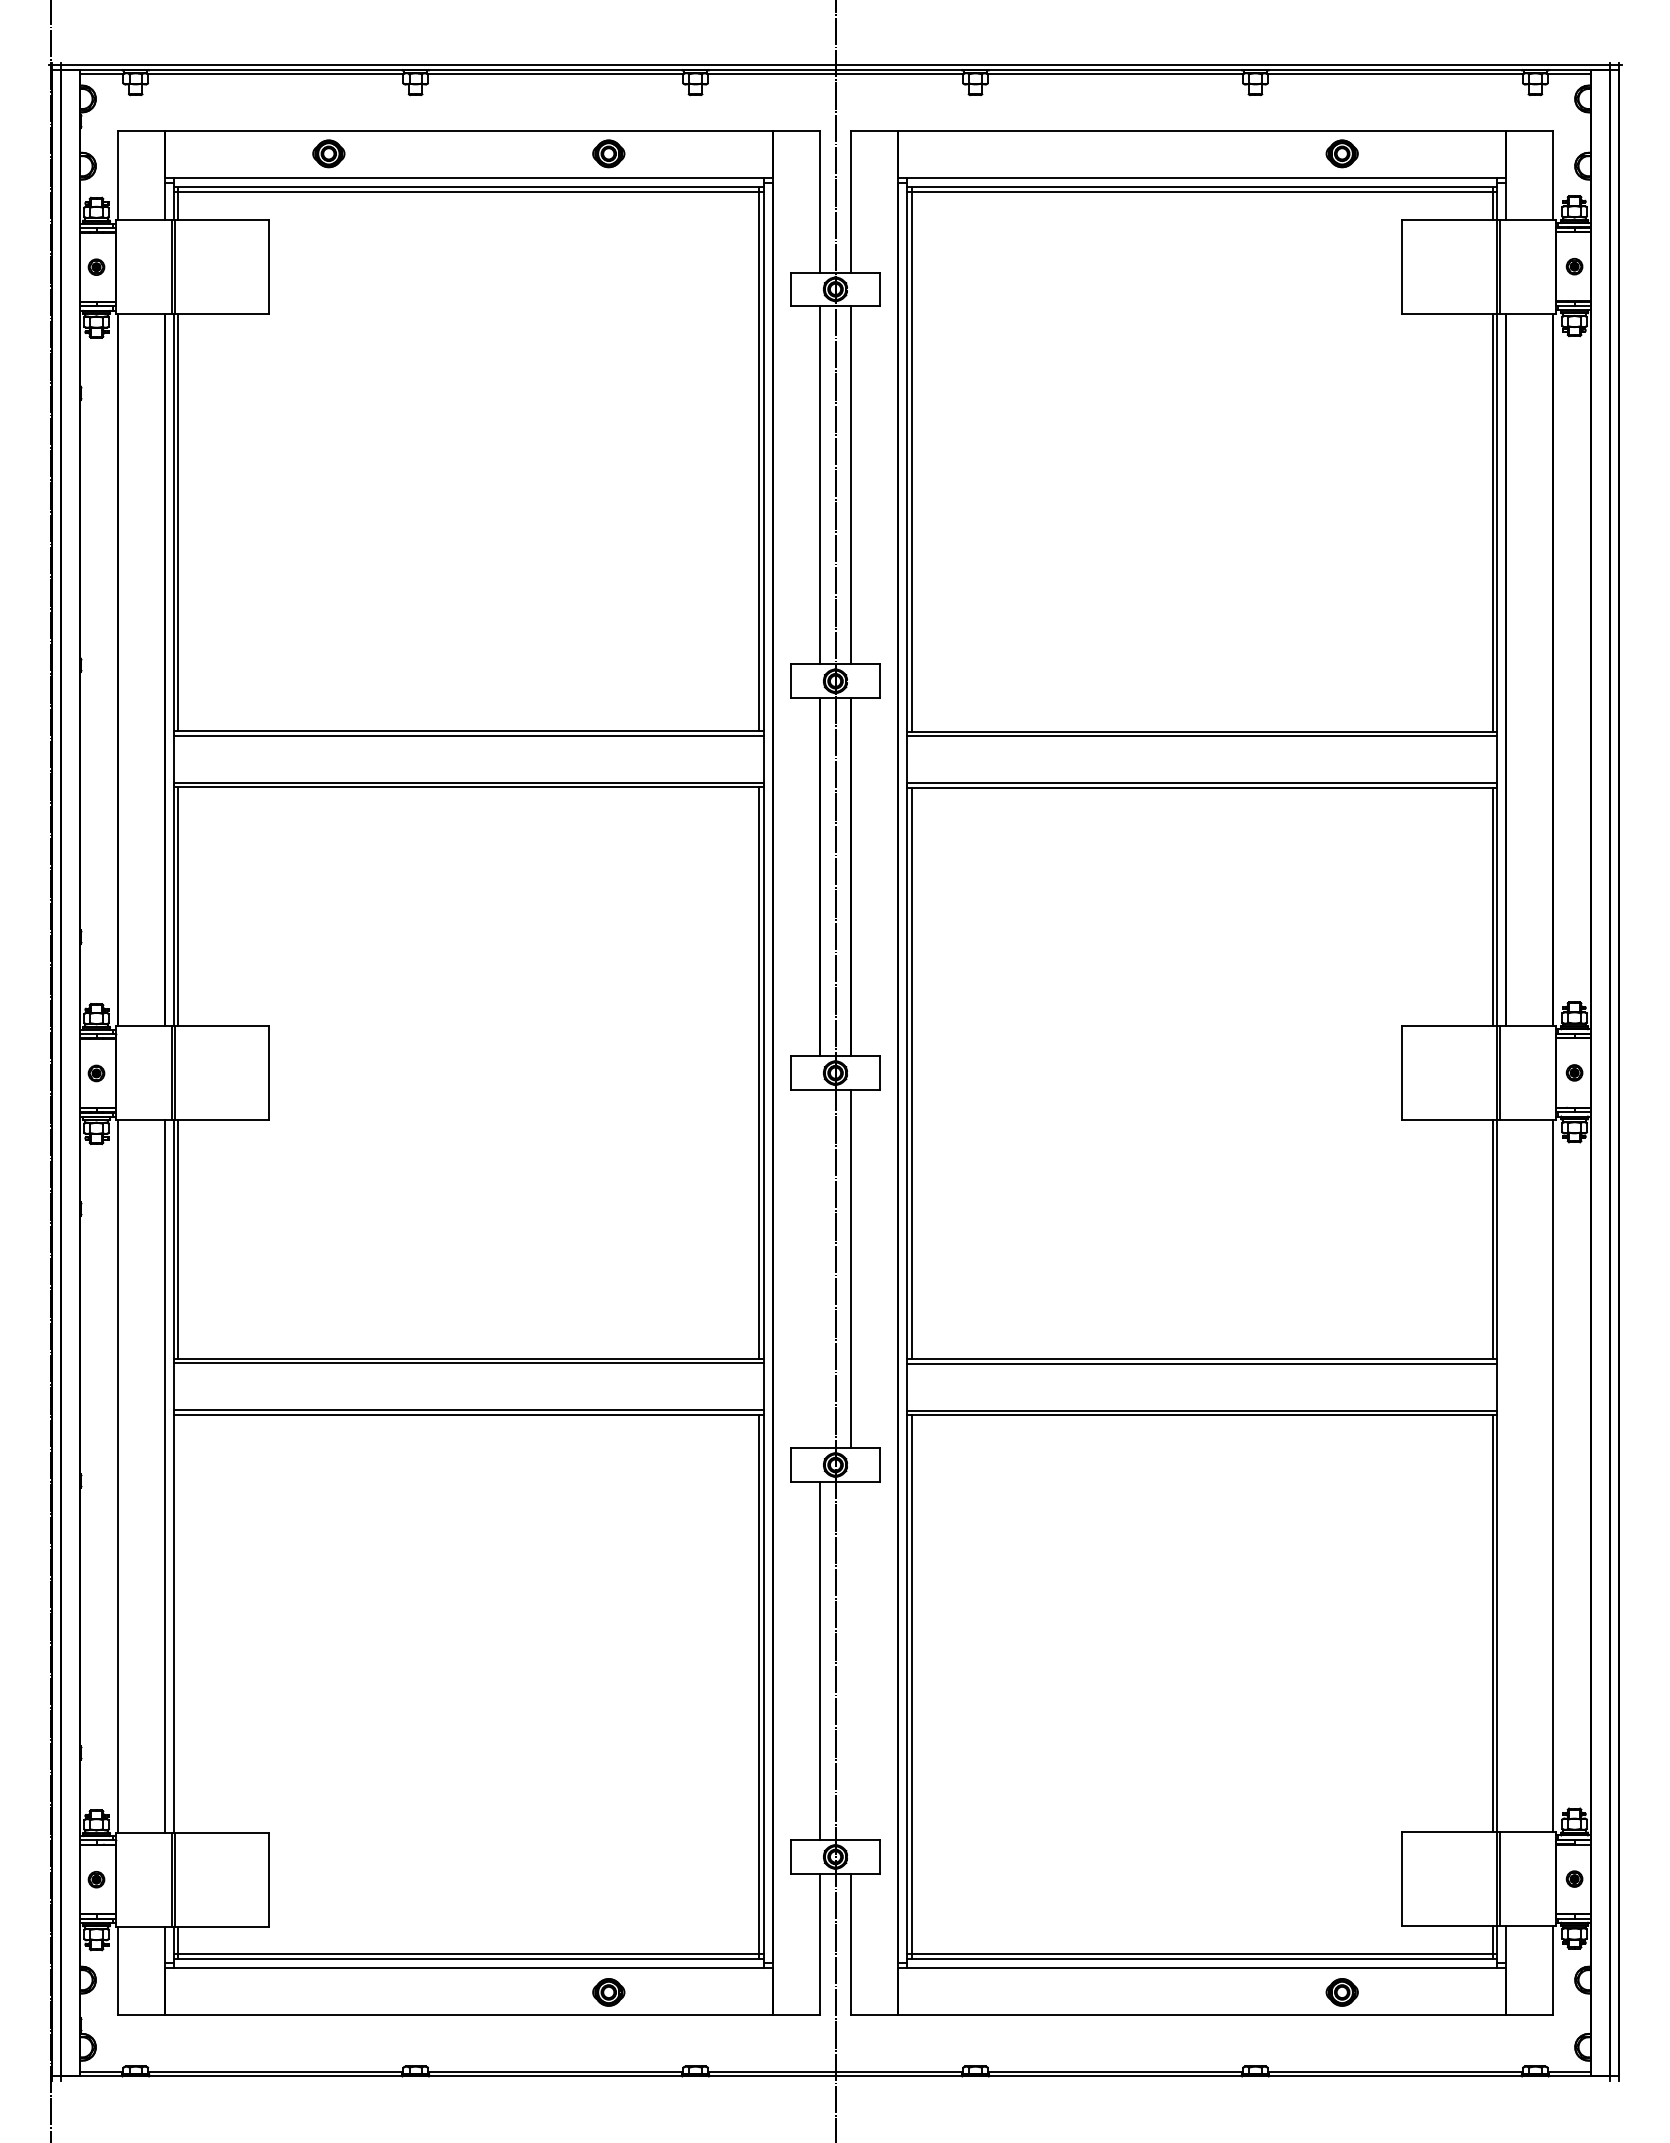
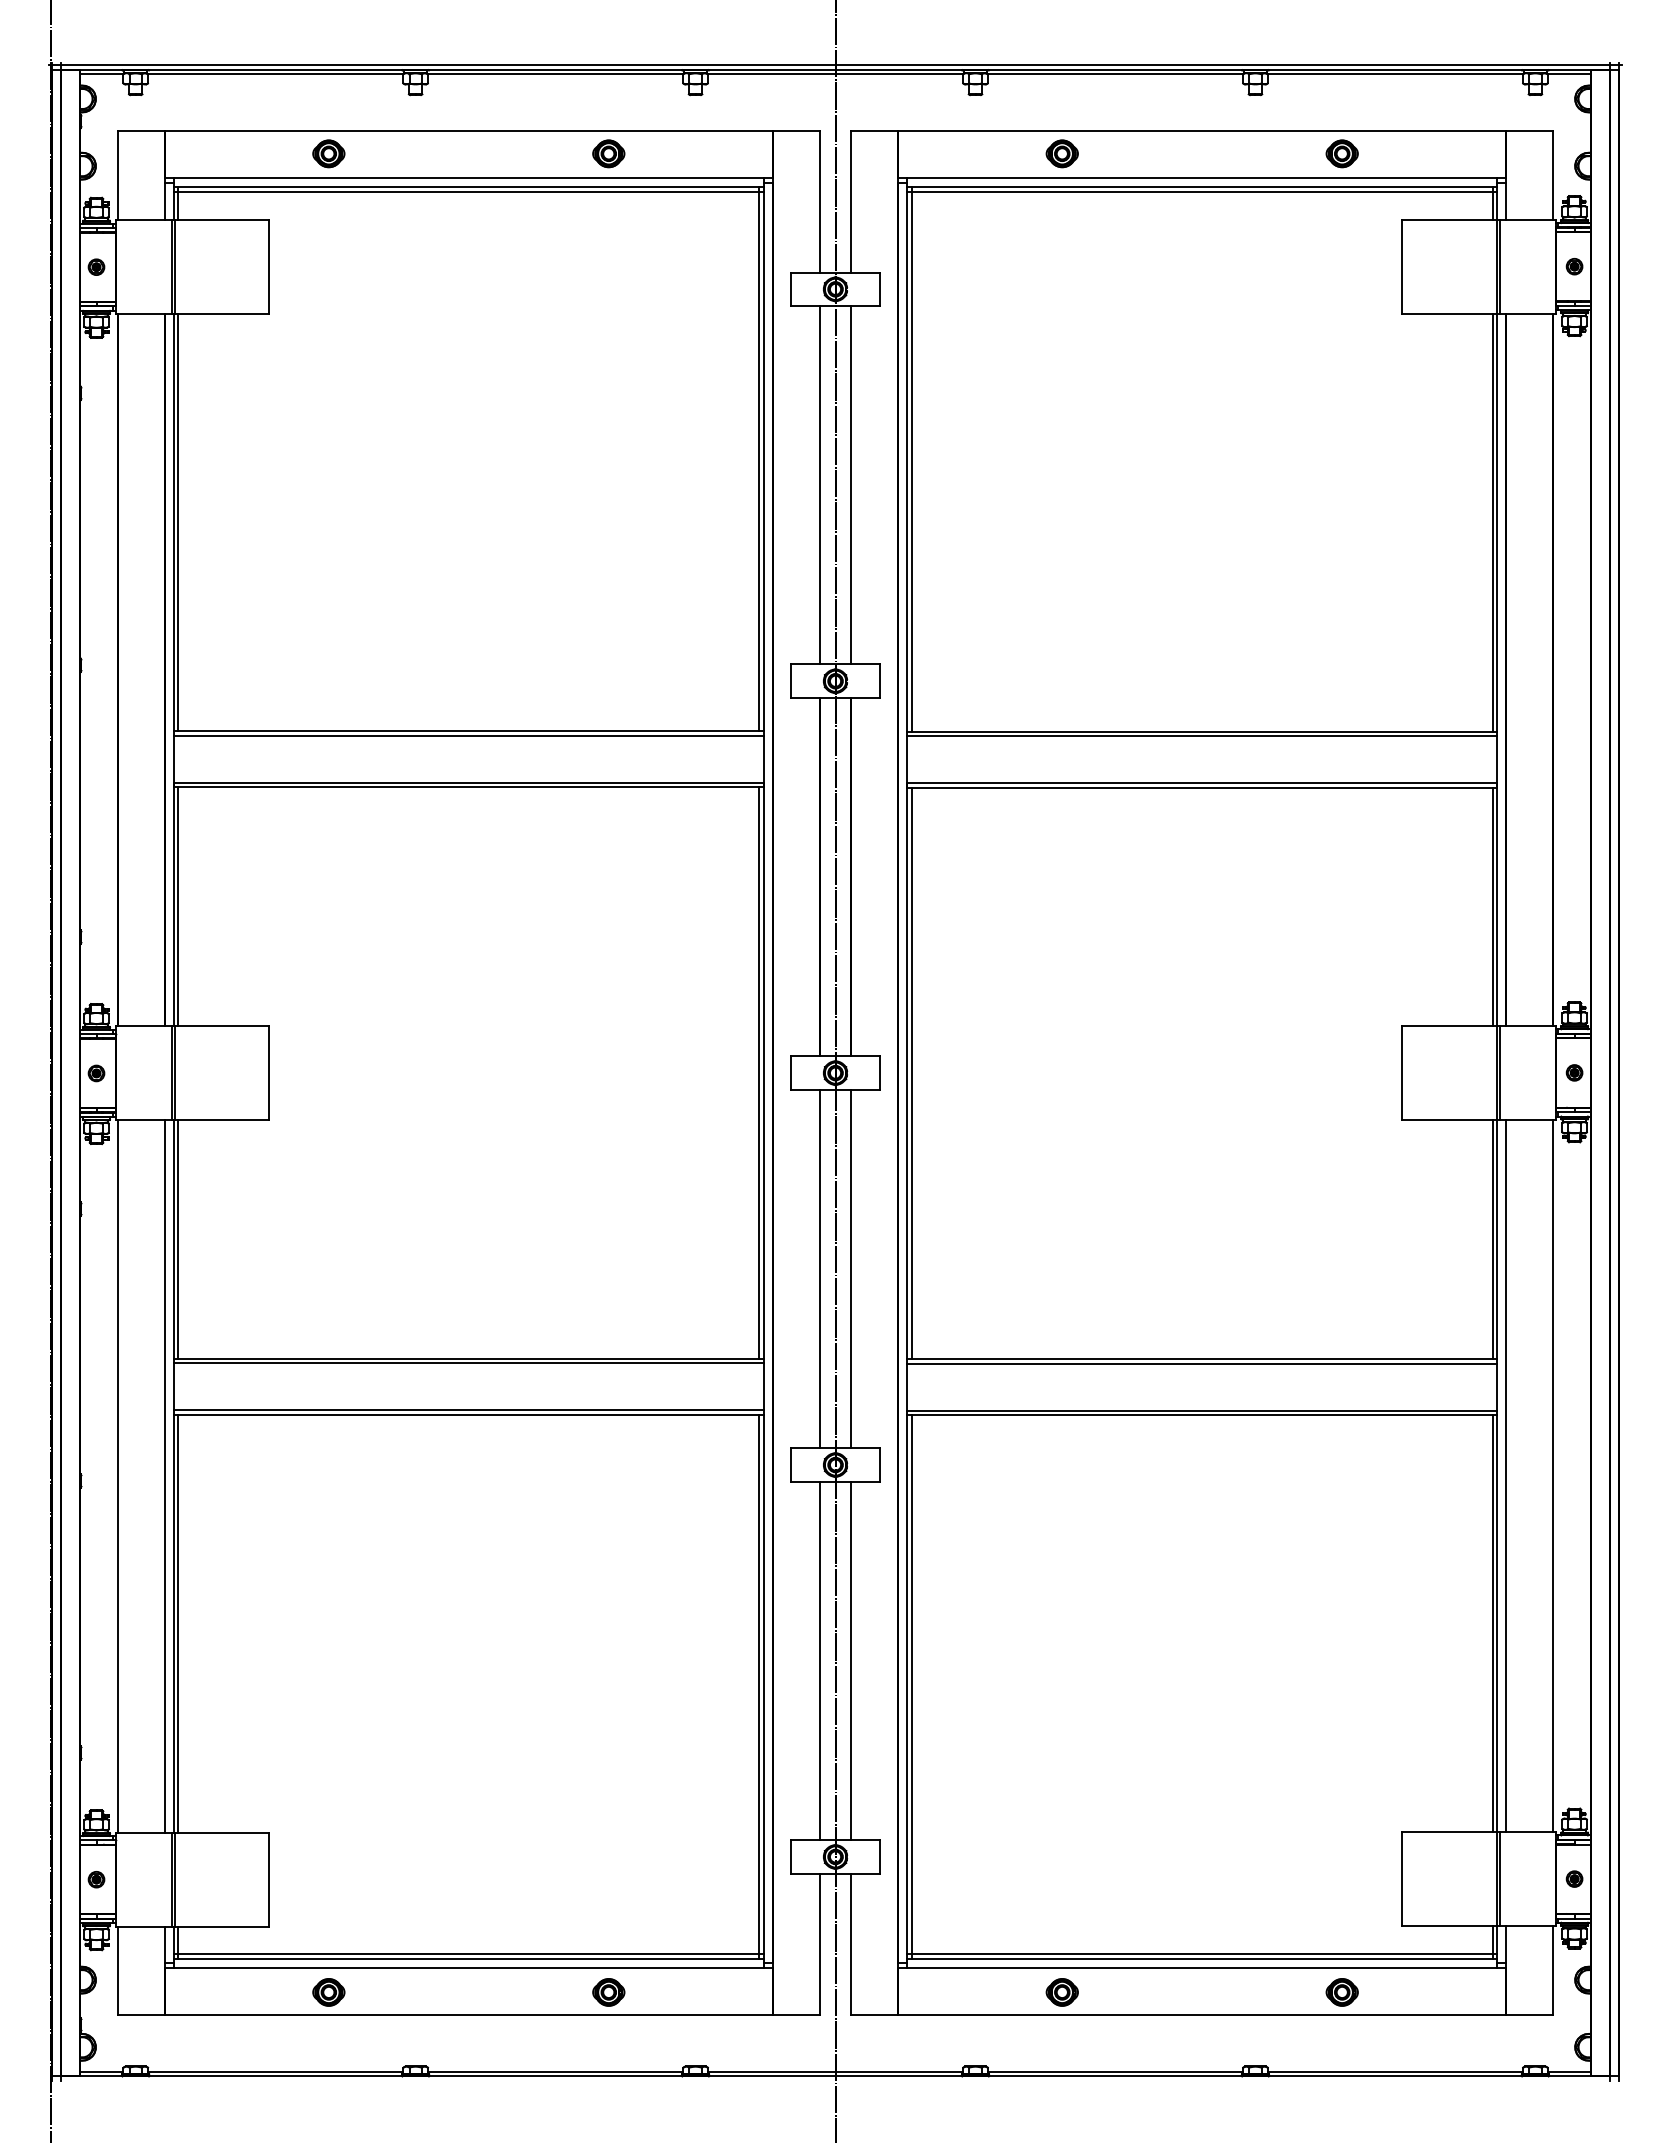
part: none -> present (1061, 153)
line: none -> present (819, 1268)
line: none -> present (1506, 1475)
line: none -> present (178, 1623)
line: none -> present (851, 1660)
part: none -> present (328, 1992)
part: none -> present (1061, 1992)
